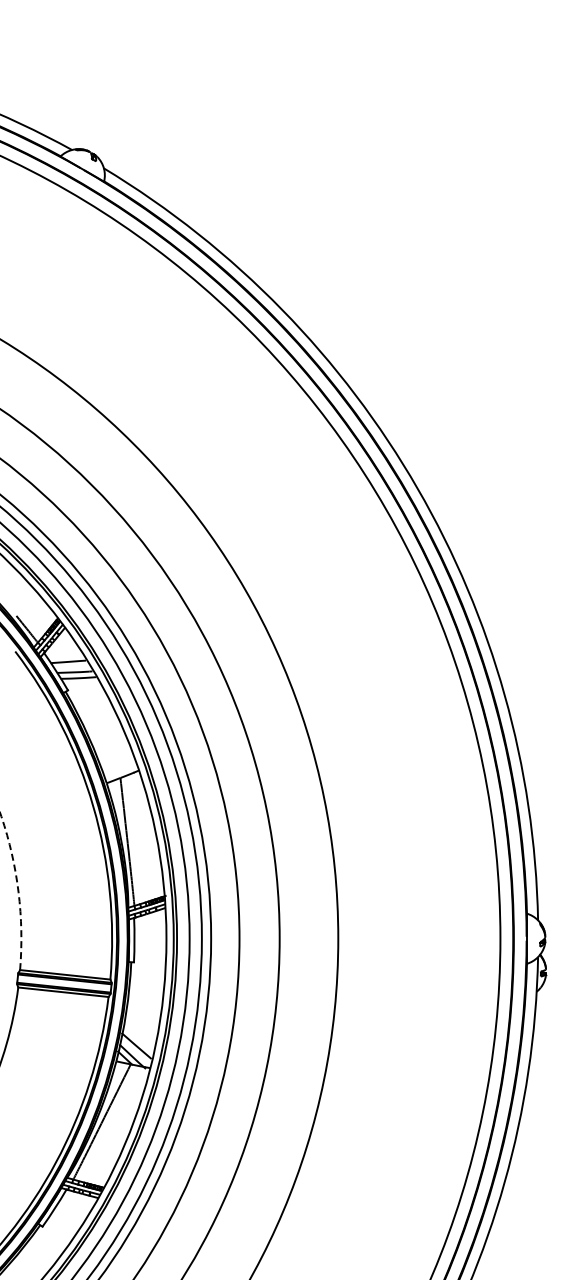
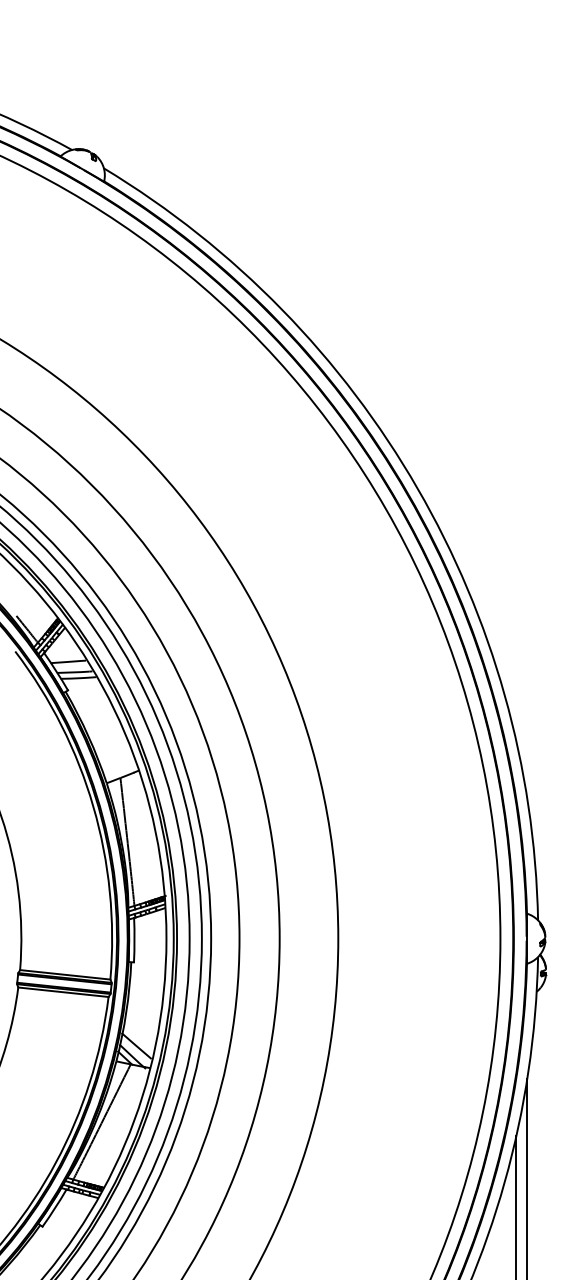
arc: dashed -> solid (18, 890)
line: none -> present (527, 1177)
line: none -> present (516, 1205)
